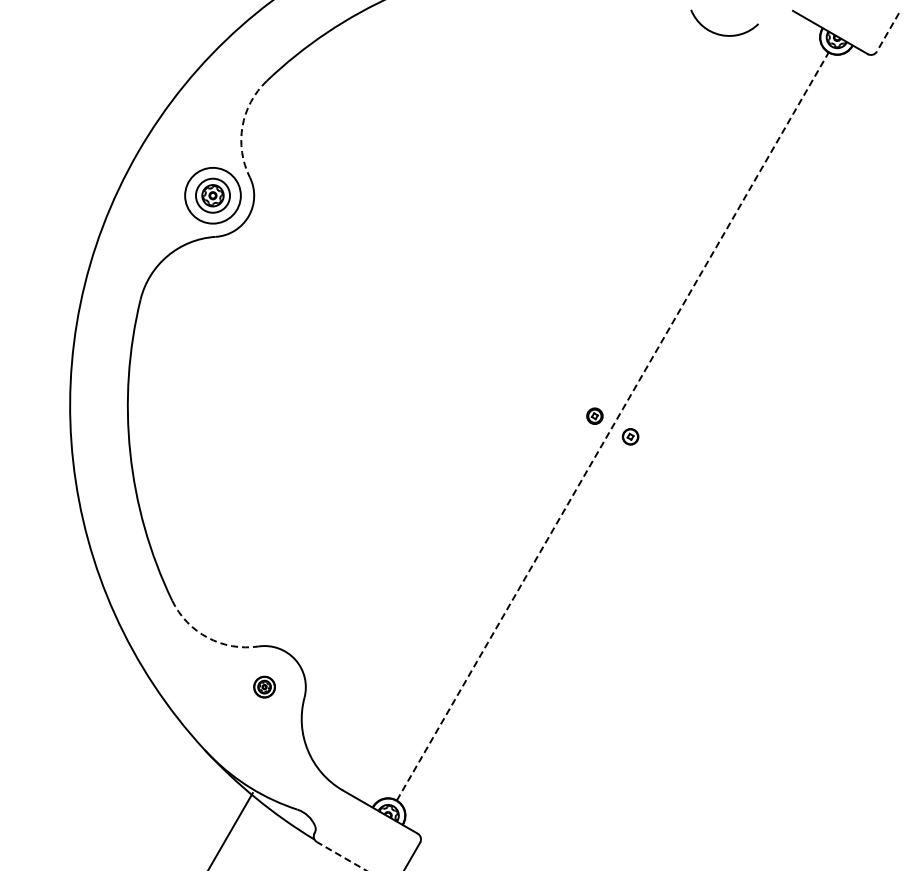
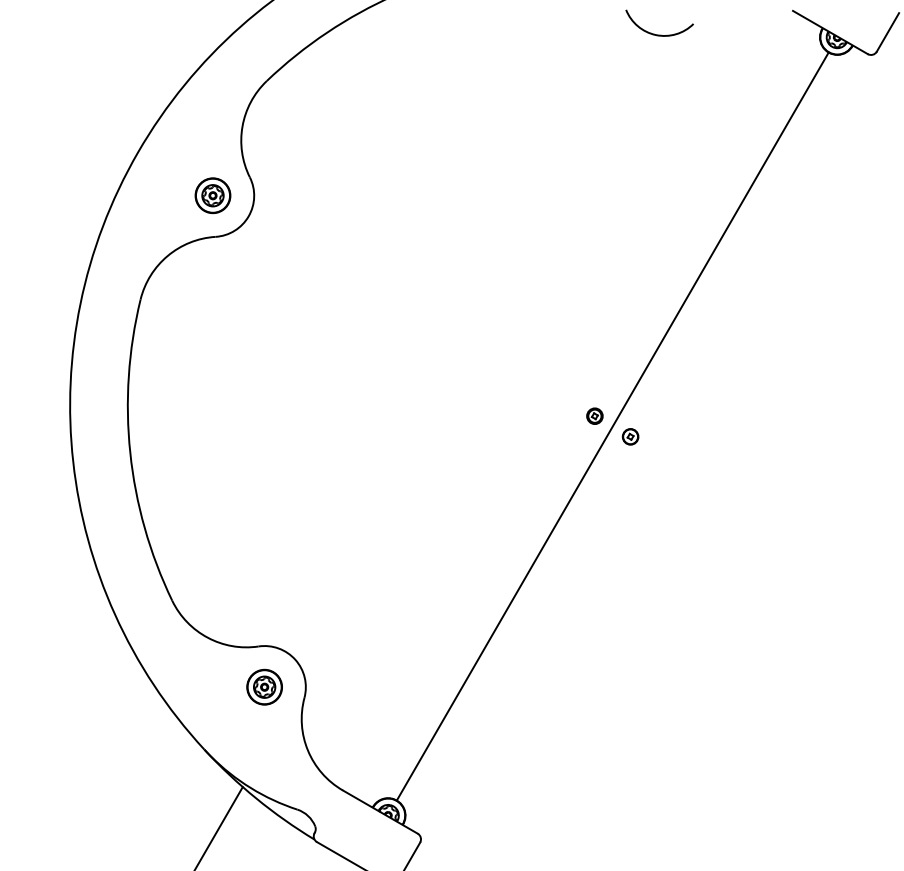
line: dashed -> solid (887, 32)
arc position: (724, 34) -> (659, 34) (659, 34)
arc: dashed -> solid (242, 126)
circle diameter: 56 px -> 35 px (212, 195)
line: dashed -> solid (612, 426)
arc: dashed -> solid (207, 637)
part size: 23x24 px -> 37x38 px (264, 686)
line position: (230, 830) -> (219, 827) (219, 827)
line: dashed -> solid (341, 856)
